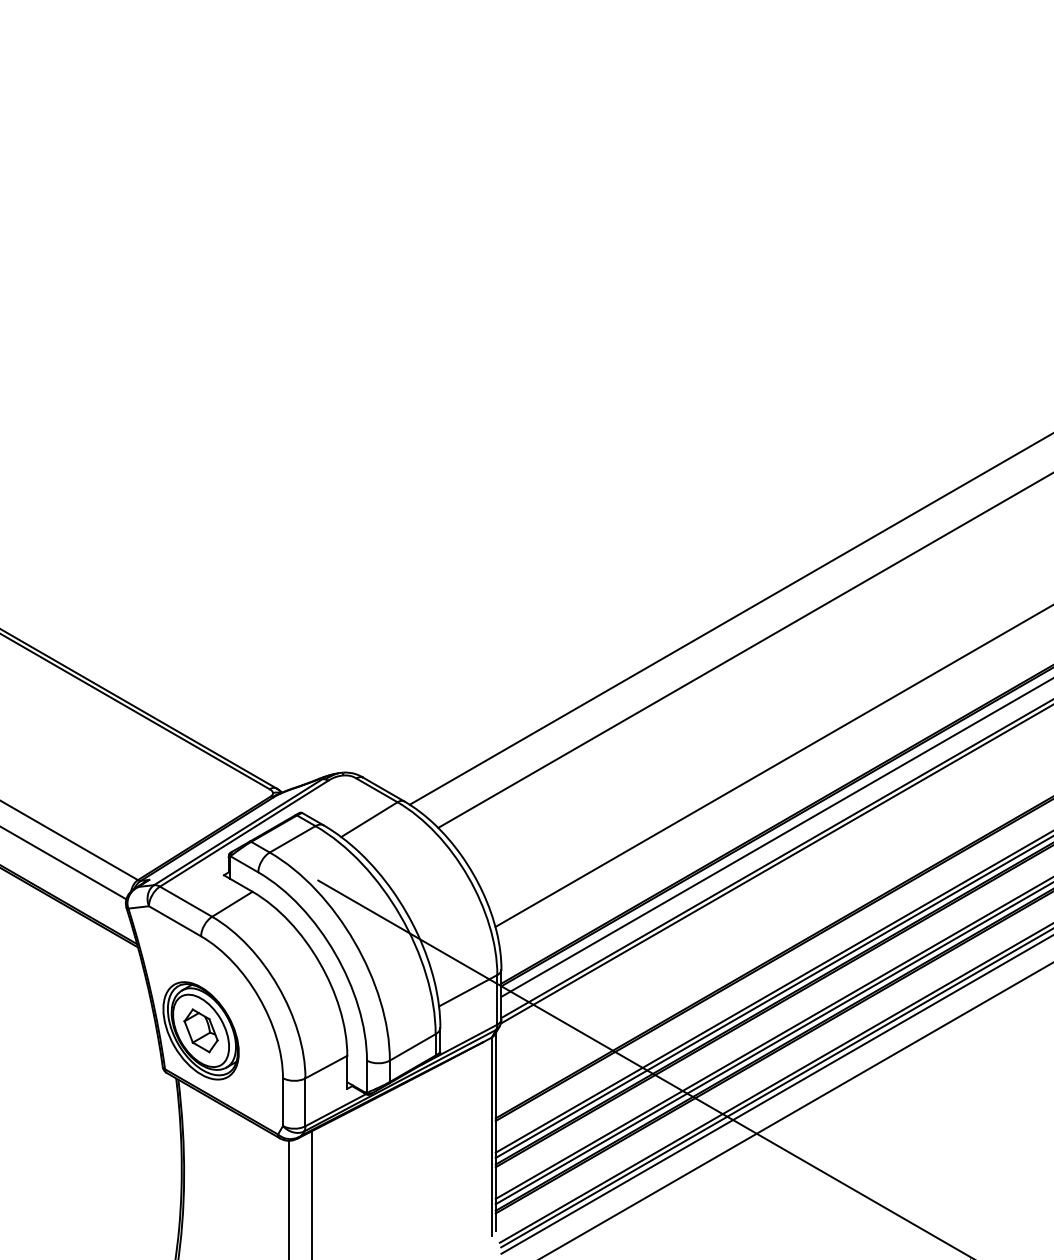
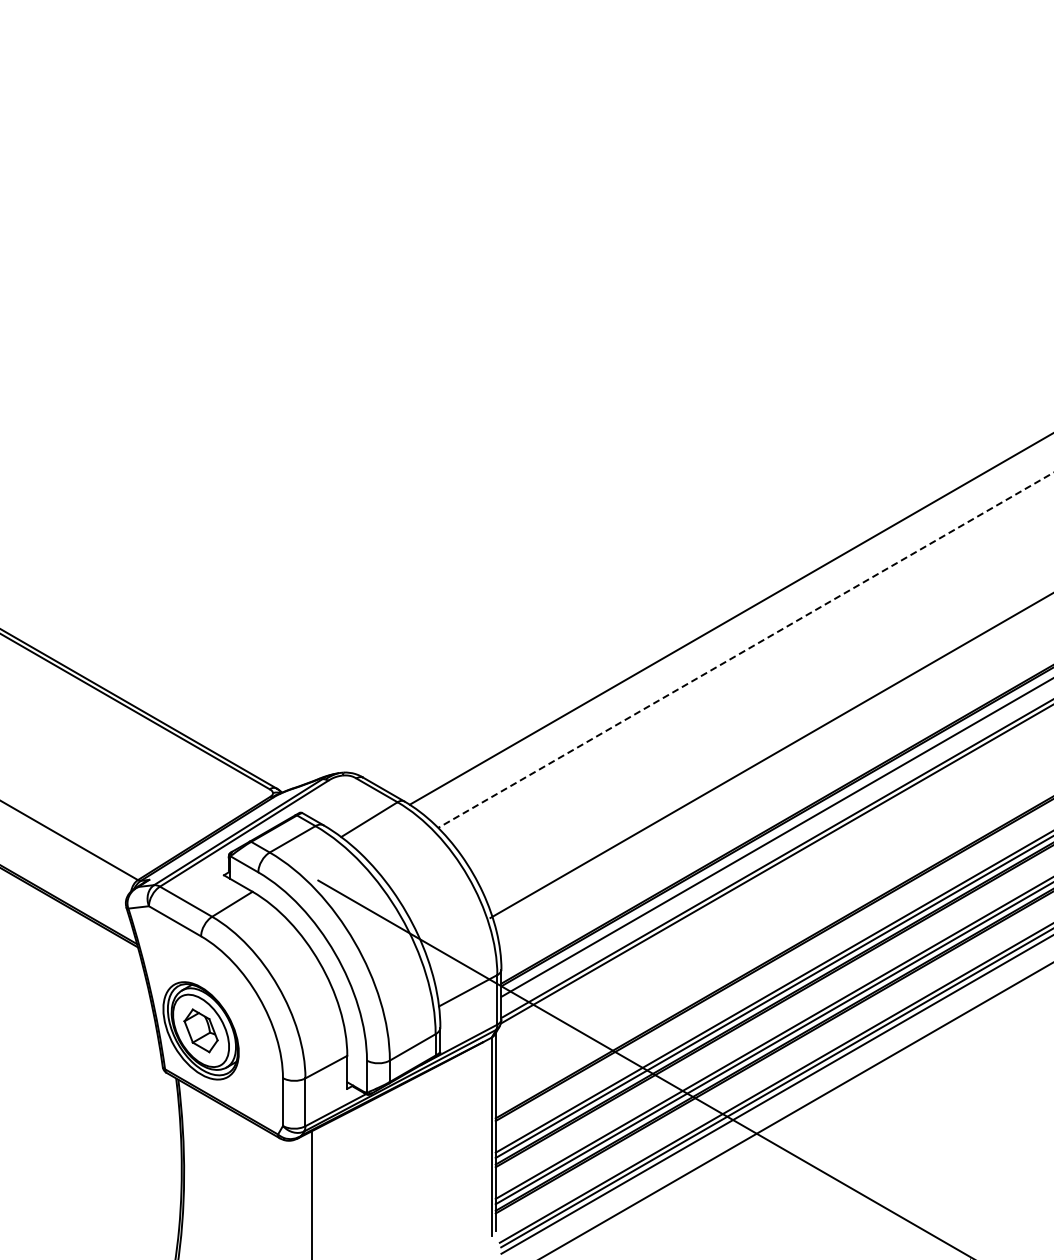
line: solid -> dashed (745, 650)
line position: (772, 766) -> (770, 755) (770, 755)
line: present -> none (64, 863)
line: present -> none (289, 1198)
